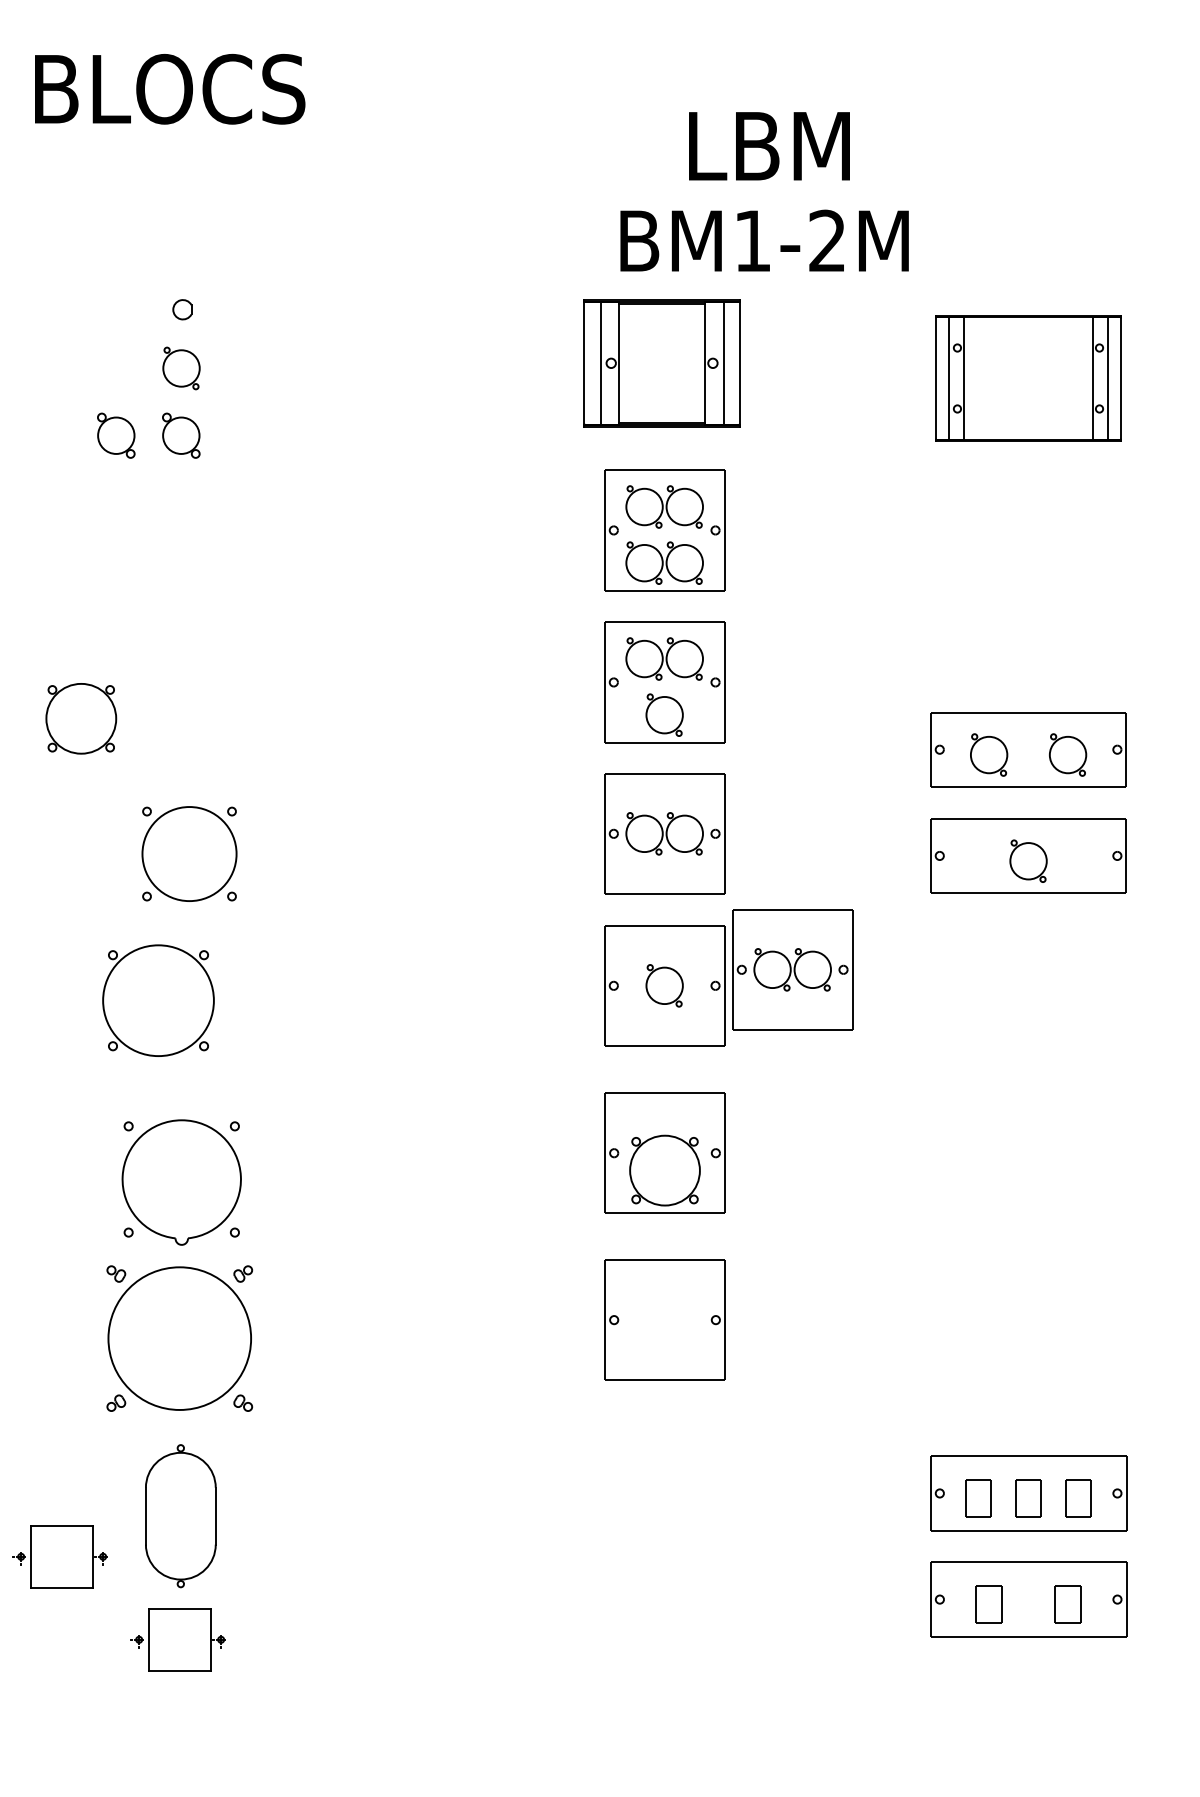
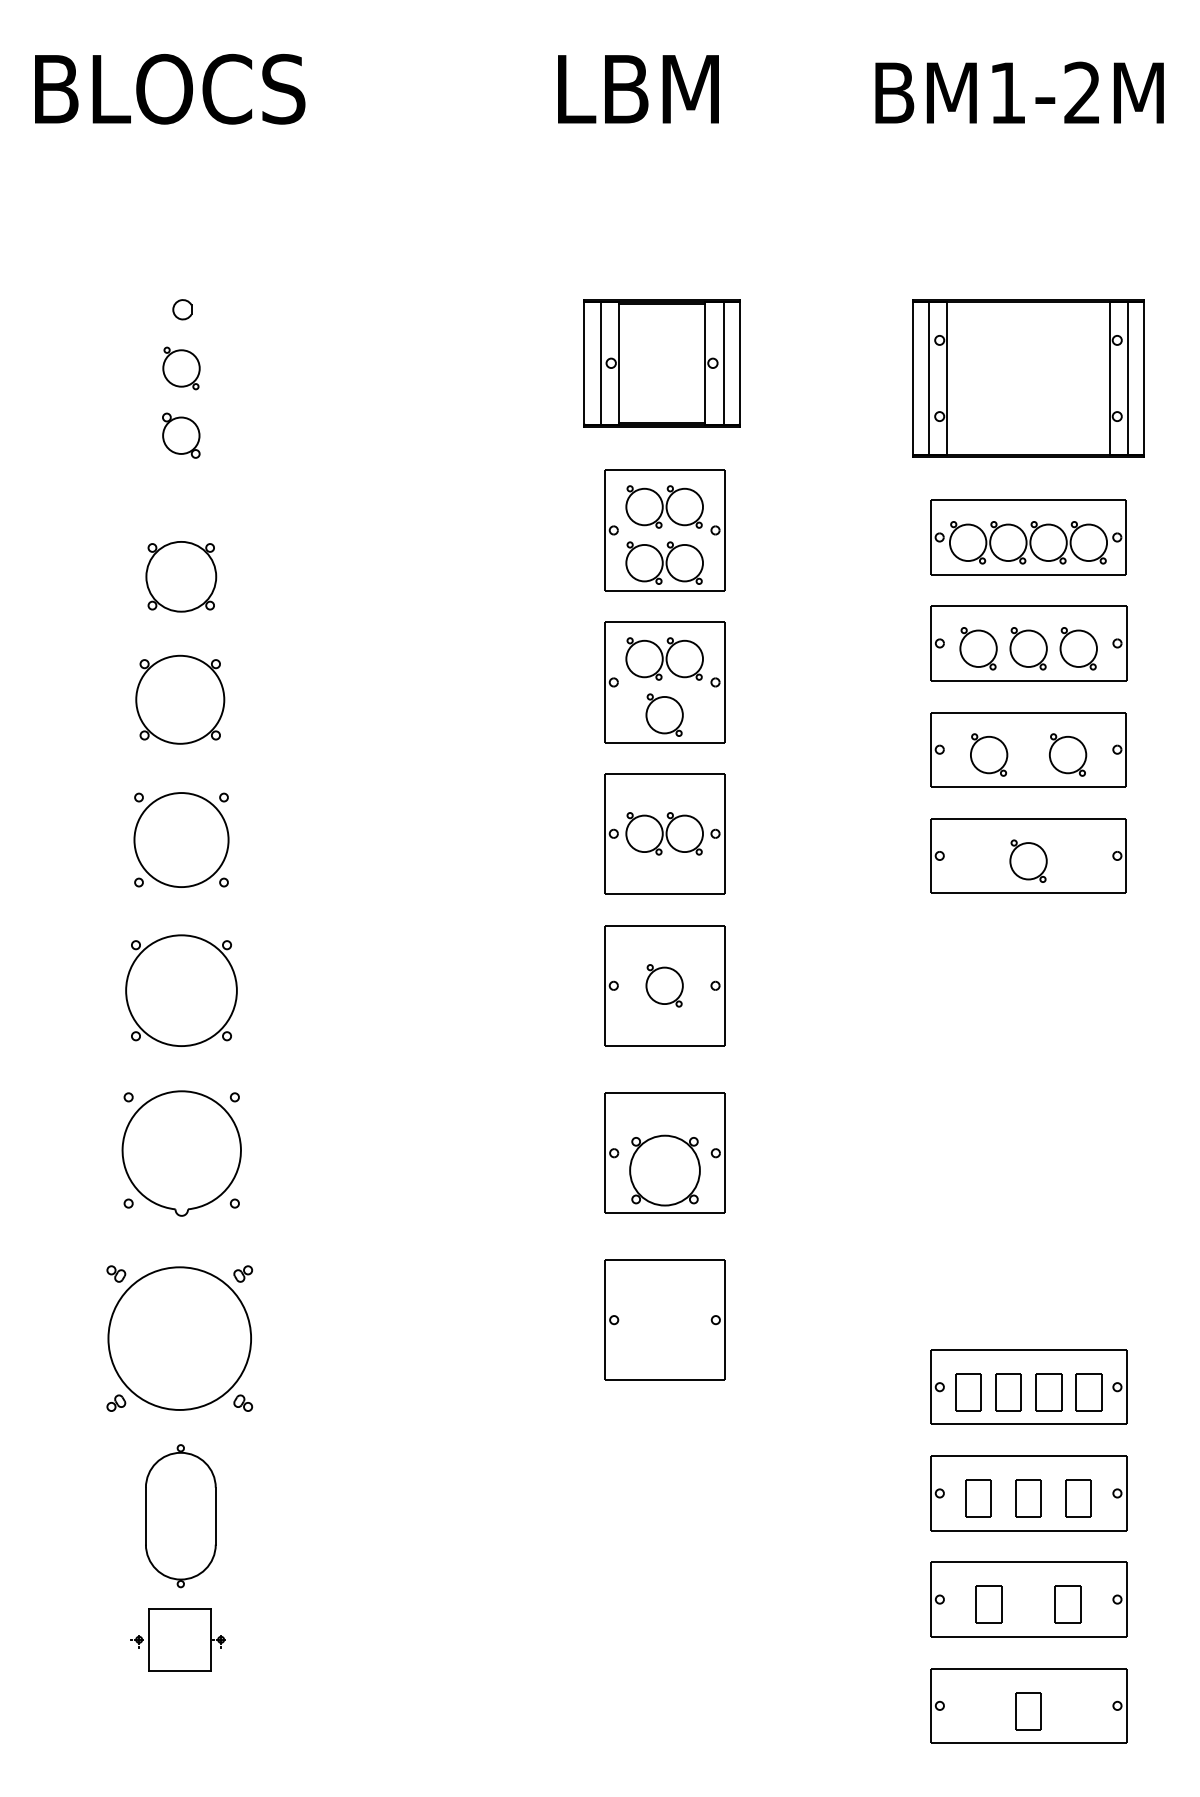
text position: (769, 146) -> (638, 89) (638, 89)
text position: (764, 240) -> (1019, 92) (1019, 92)
part size: 187x127 px -> 233x159 px (1028, 378)
part: present -> none (116, 435)
part: none -> present (1028, 537)
part: none -> present (1028, 643)
part: none -> present (180, 699)
part position: (81, 718) -> (181, 576) (181, 576)
part position: (189, 853) -> (181, 839) (181, 839)
part: present -> none (792, 969)
part position: (158, 1000) -> (181, 990) (181, 990)
part position: (181, 1182) -> (181, 1153) (181, 1153)
part: none -> present (1028, 1386)
part: present -> none (59, 1556)
part: none -> present (1028, 1705)
